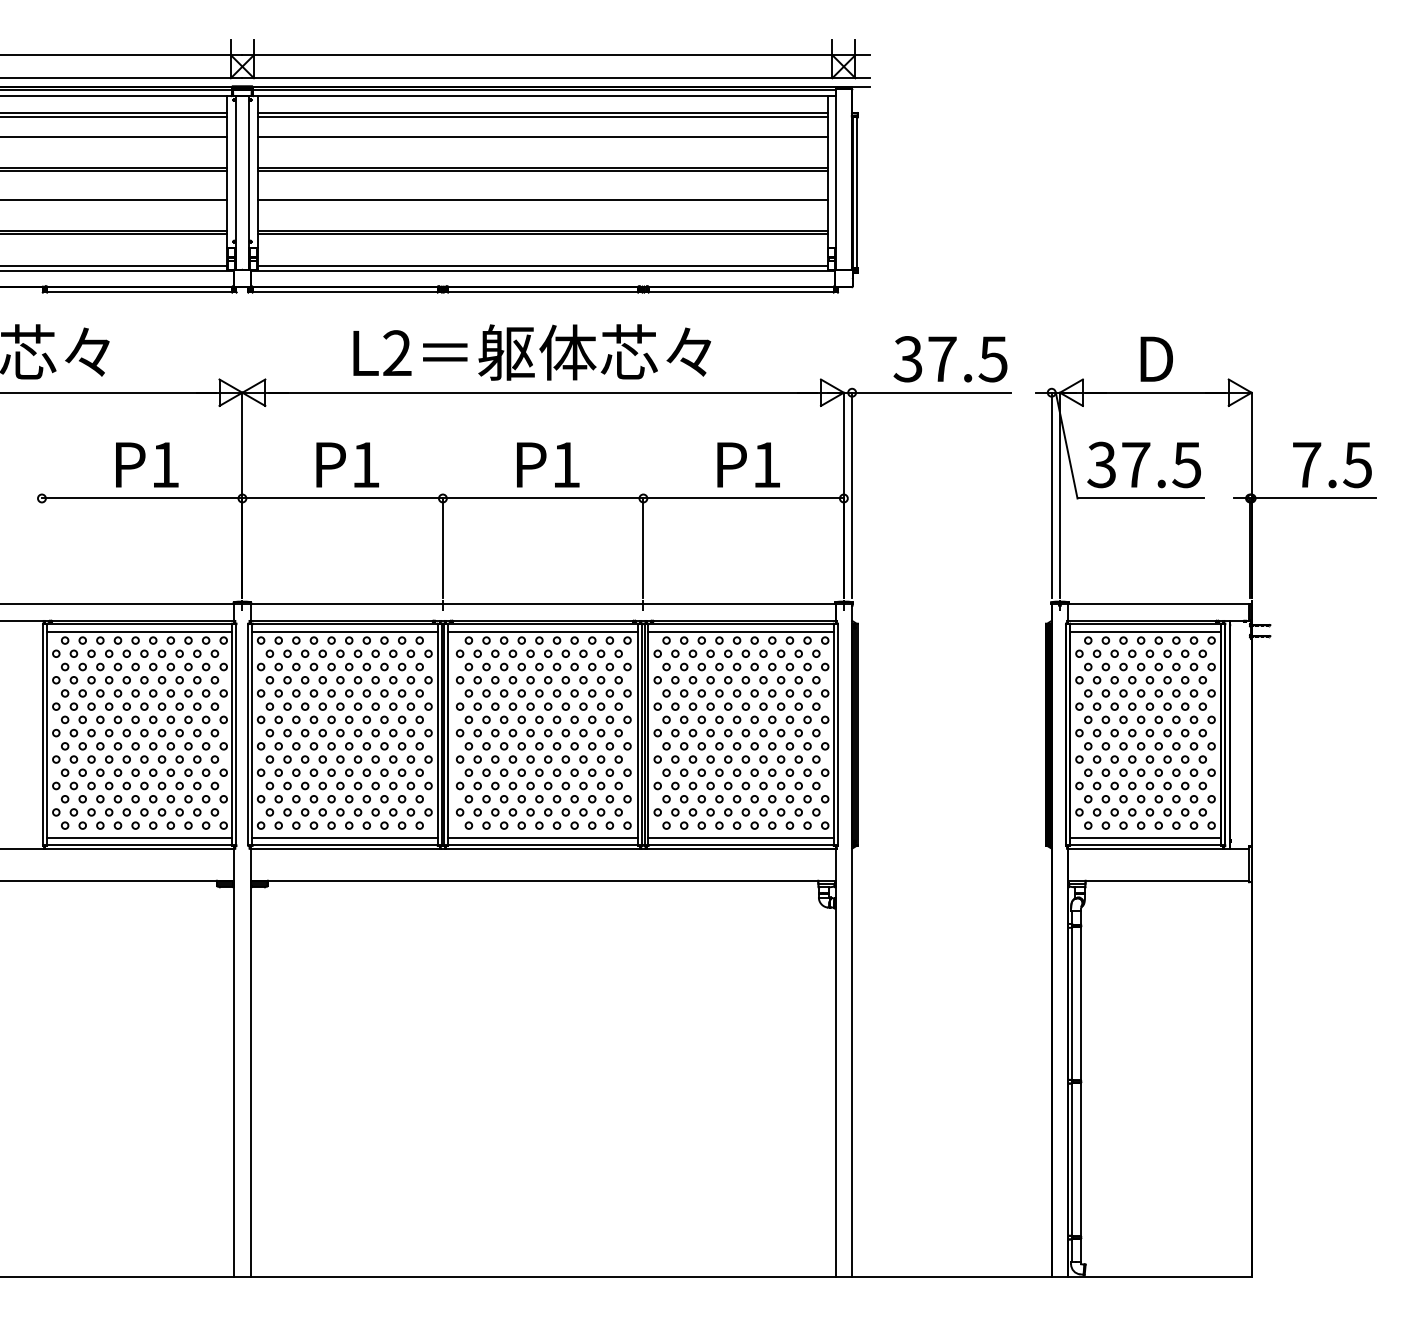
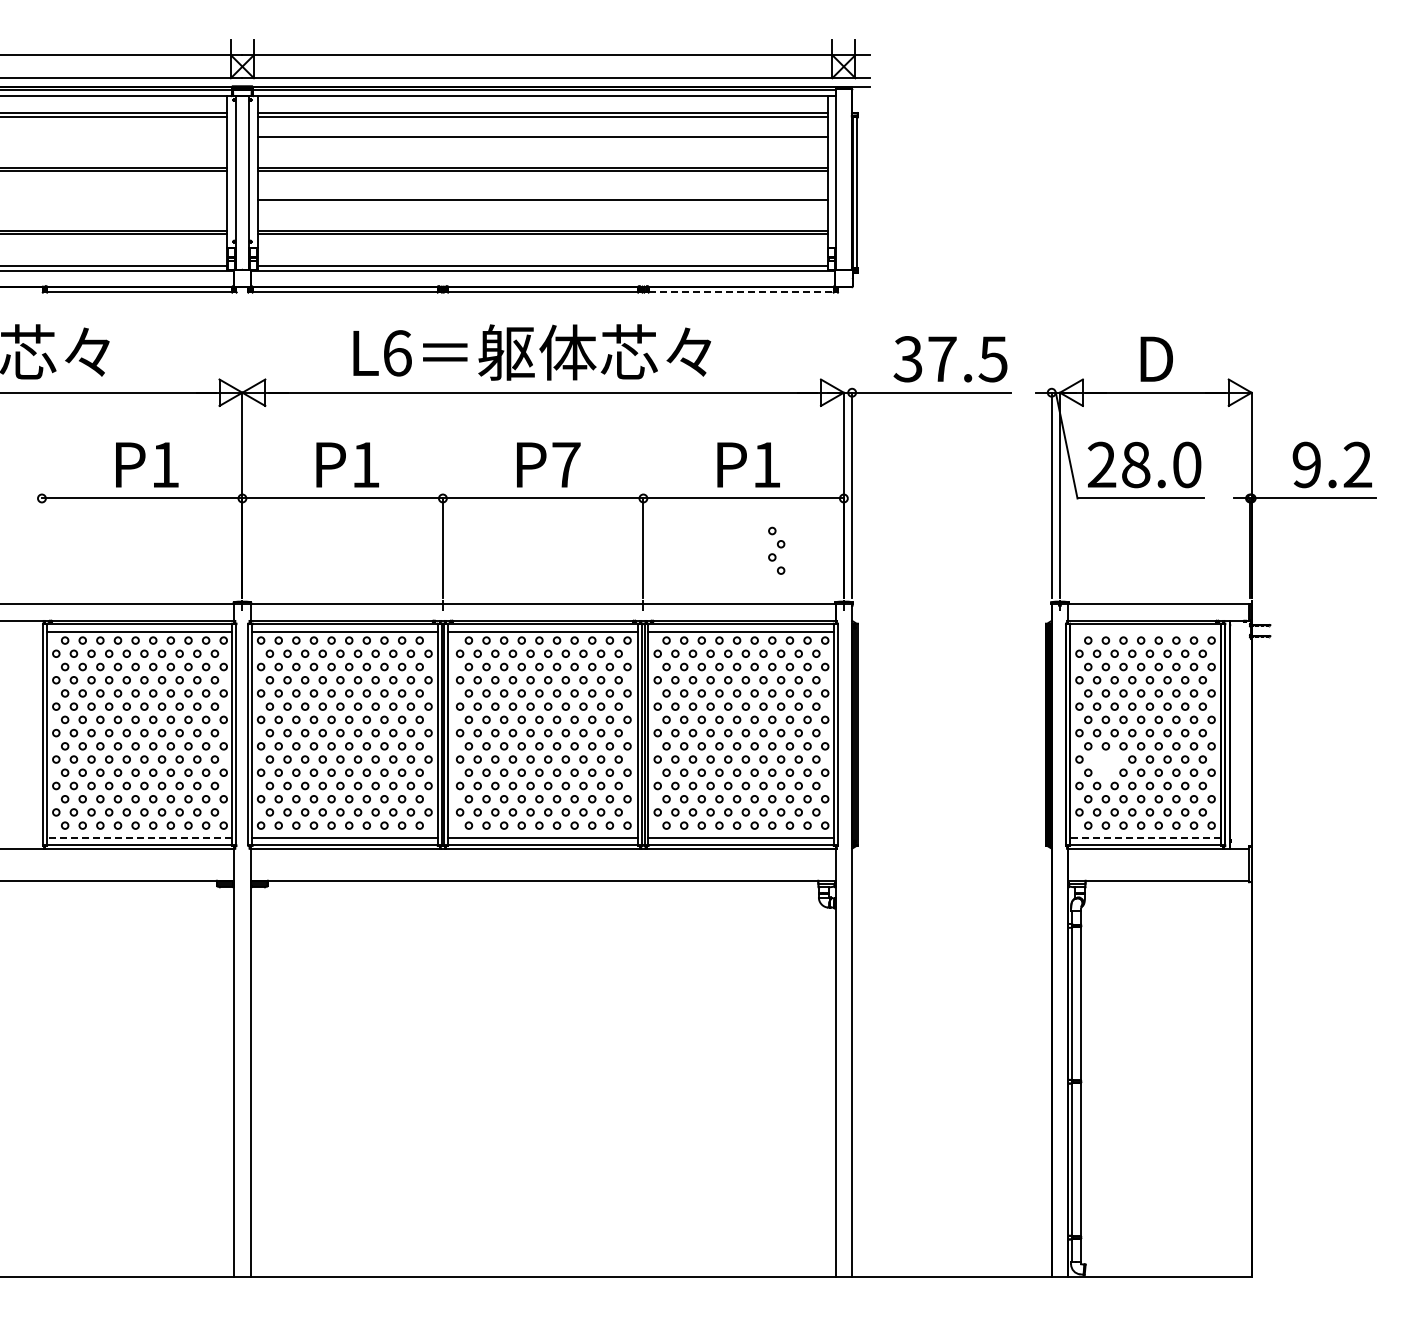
line: present -> none (114, 136)
line: present -> none (114, 199)
line: solid -> dashed (741, 291)
text: L2 -> L6 (397, 353)
text: P1 -> P7 (566, 464)
text: 37.5 -> 28.0 (1144, 464)
text: 7.5 -> 9.2 (1332, 464)
part: none -> present (776, 550)
line: present -> none (1145, 631)
part: present -> none (1105, 765)
line: solid -> dashed (139, 837)
line: solid -> dashed (1145, 837)
